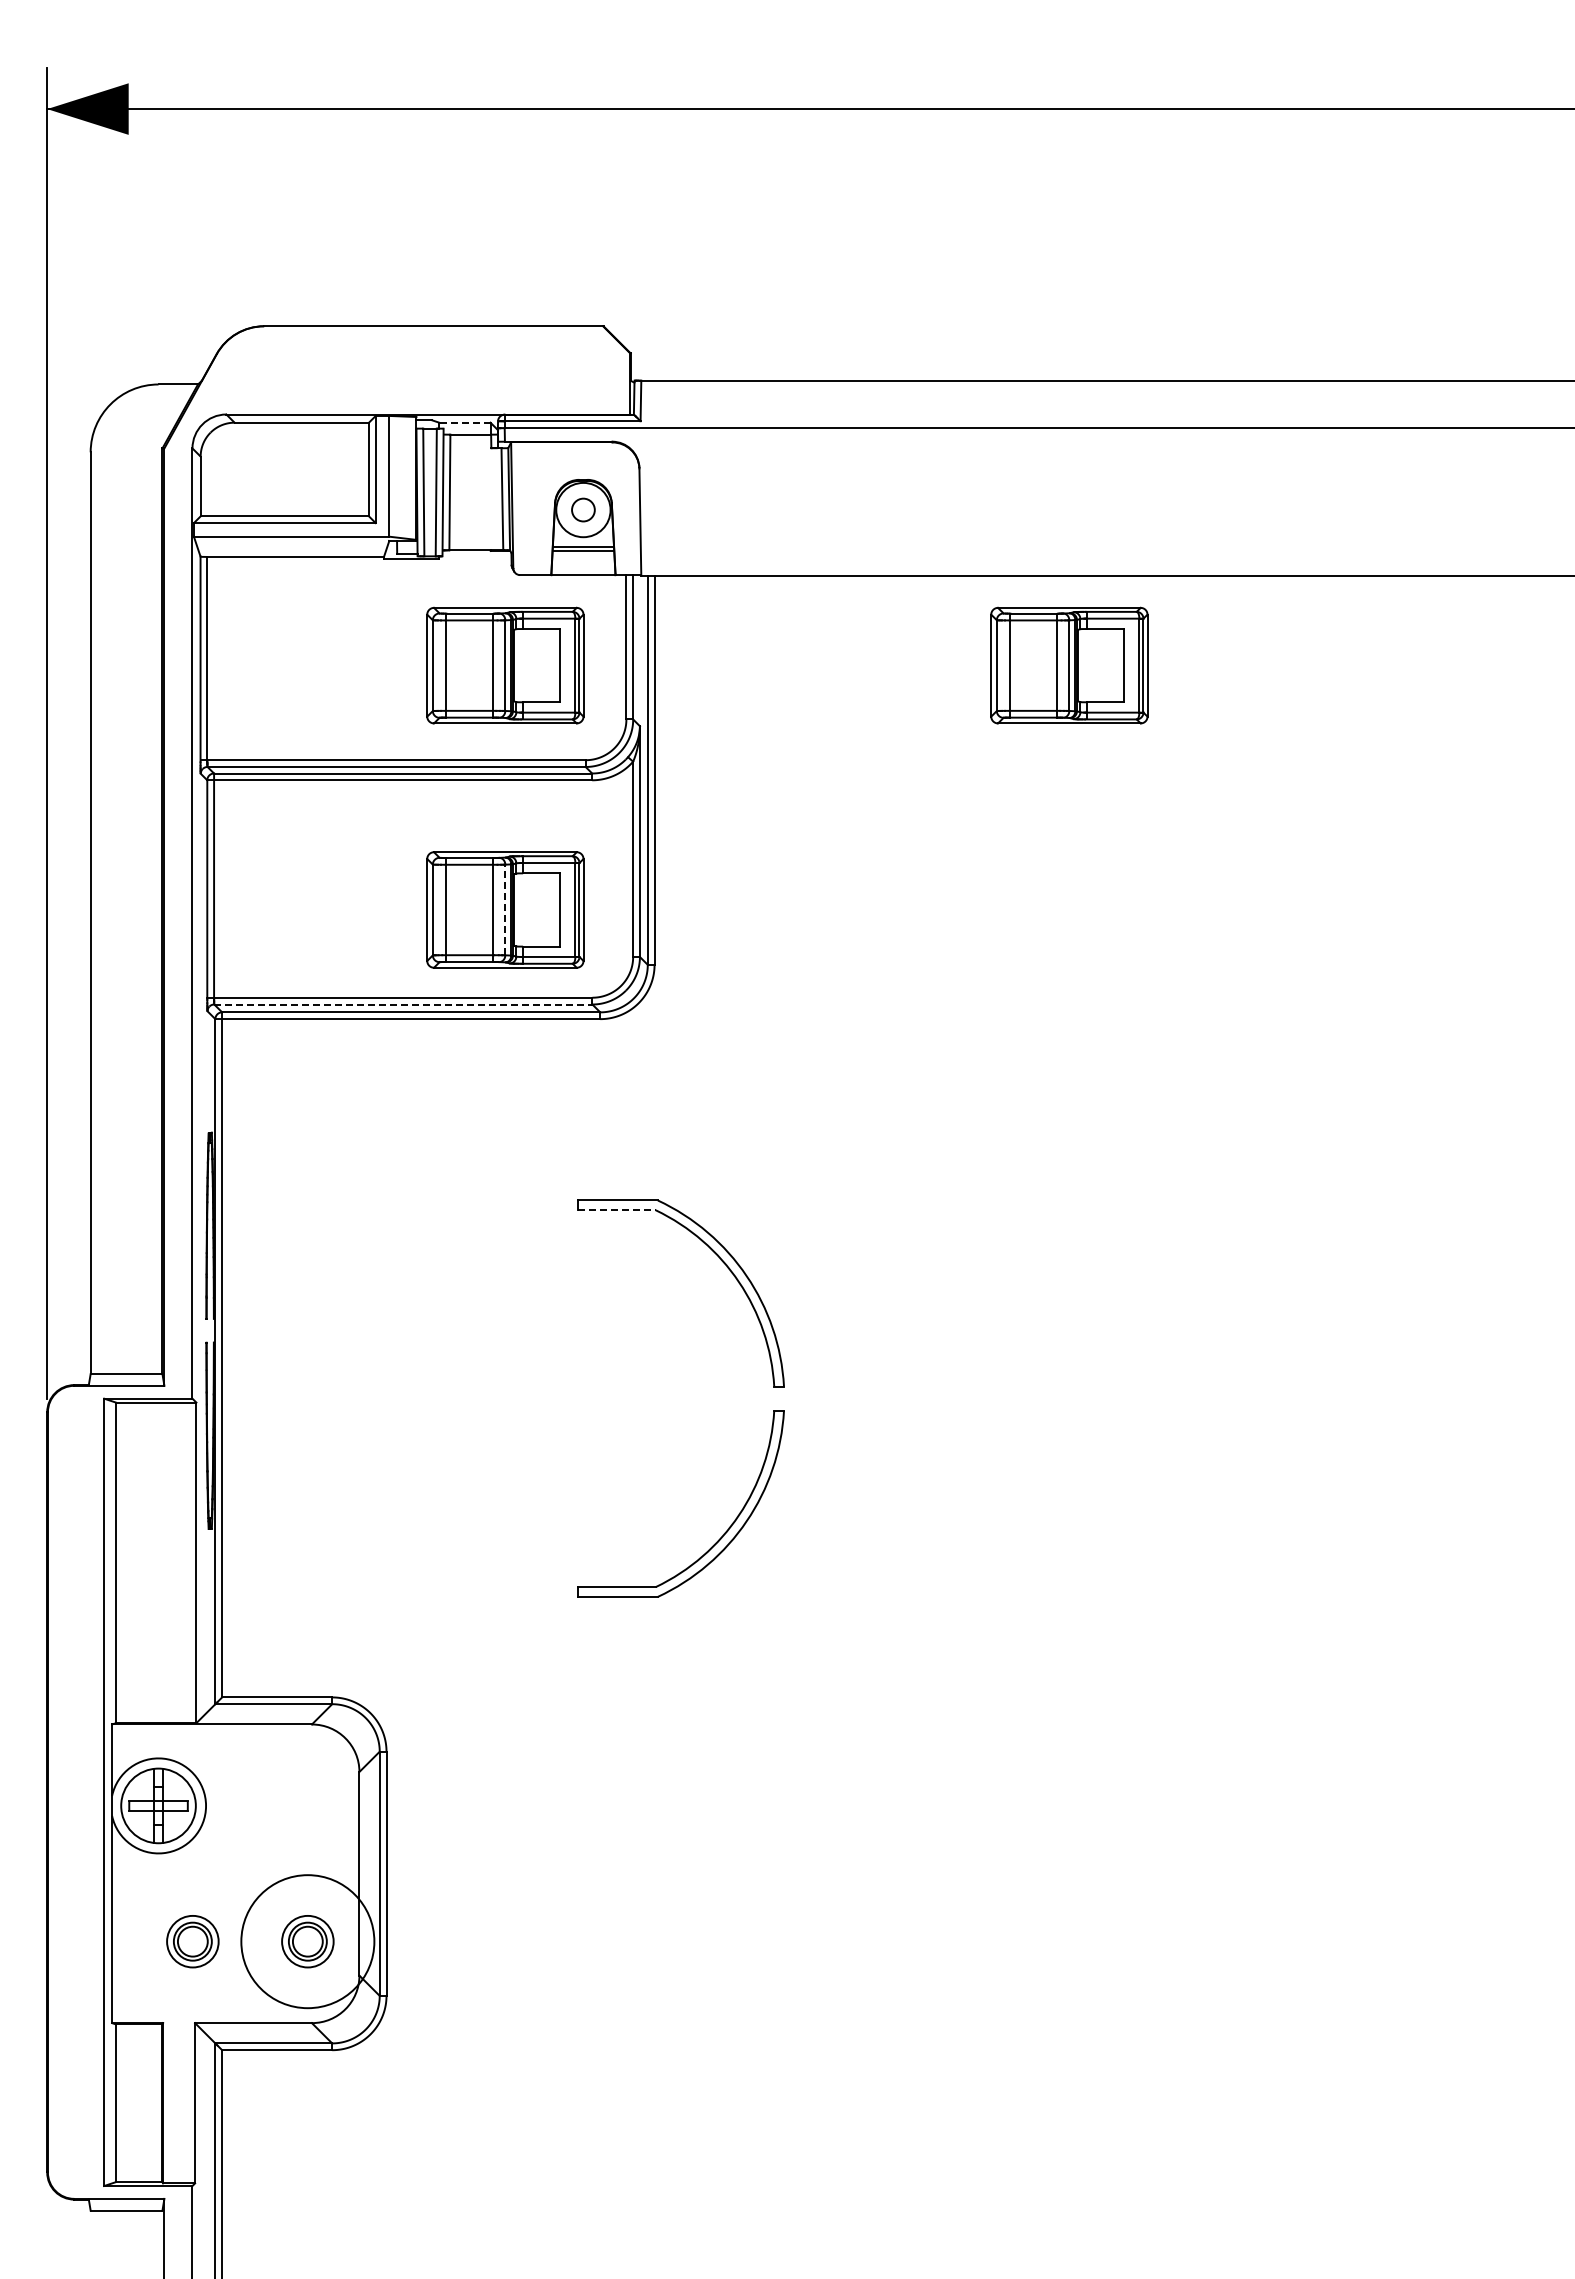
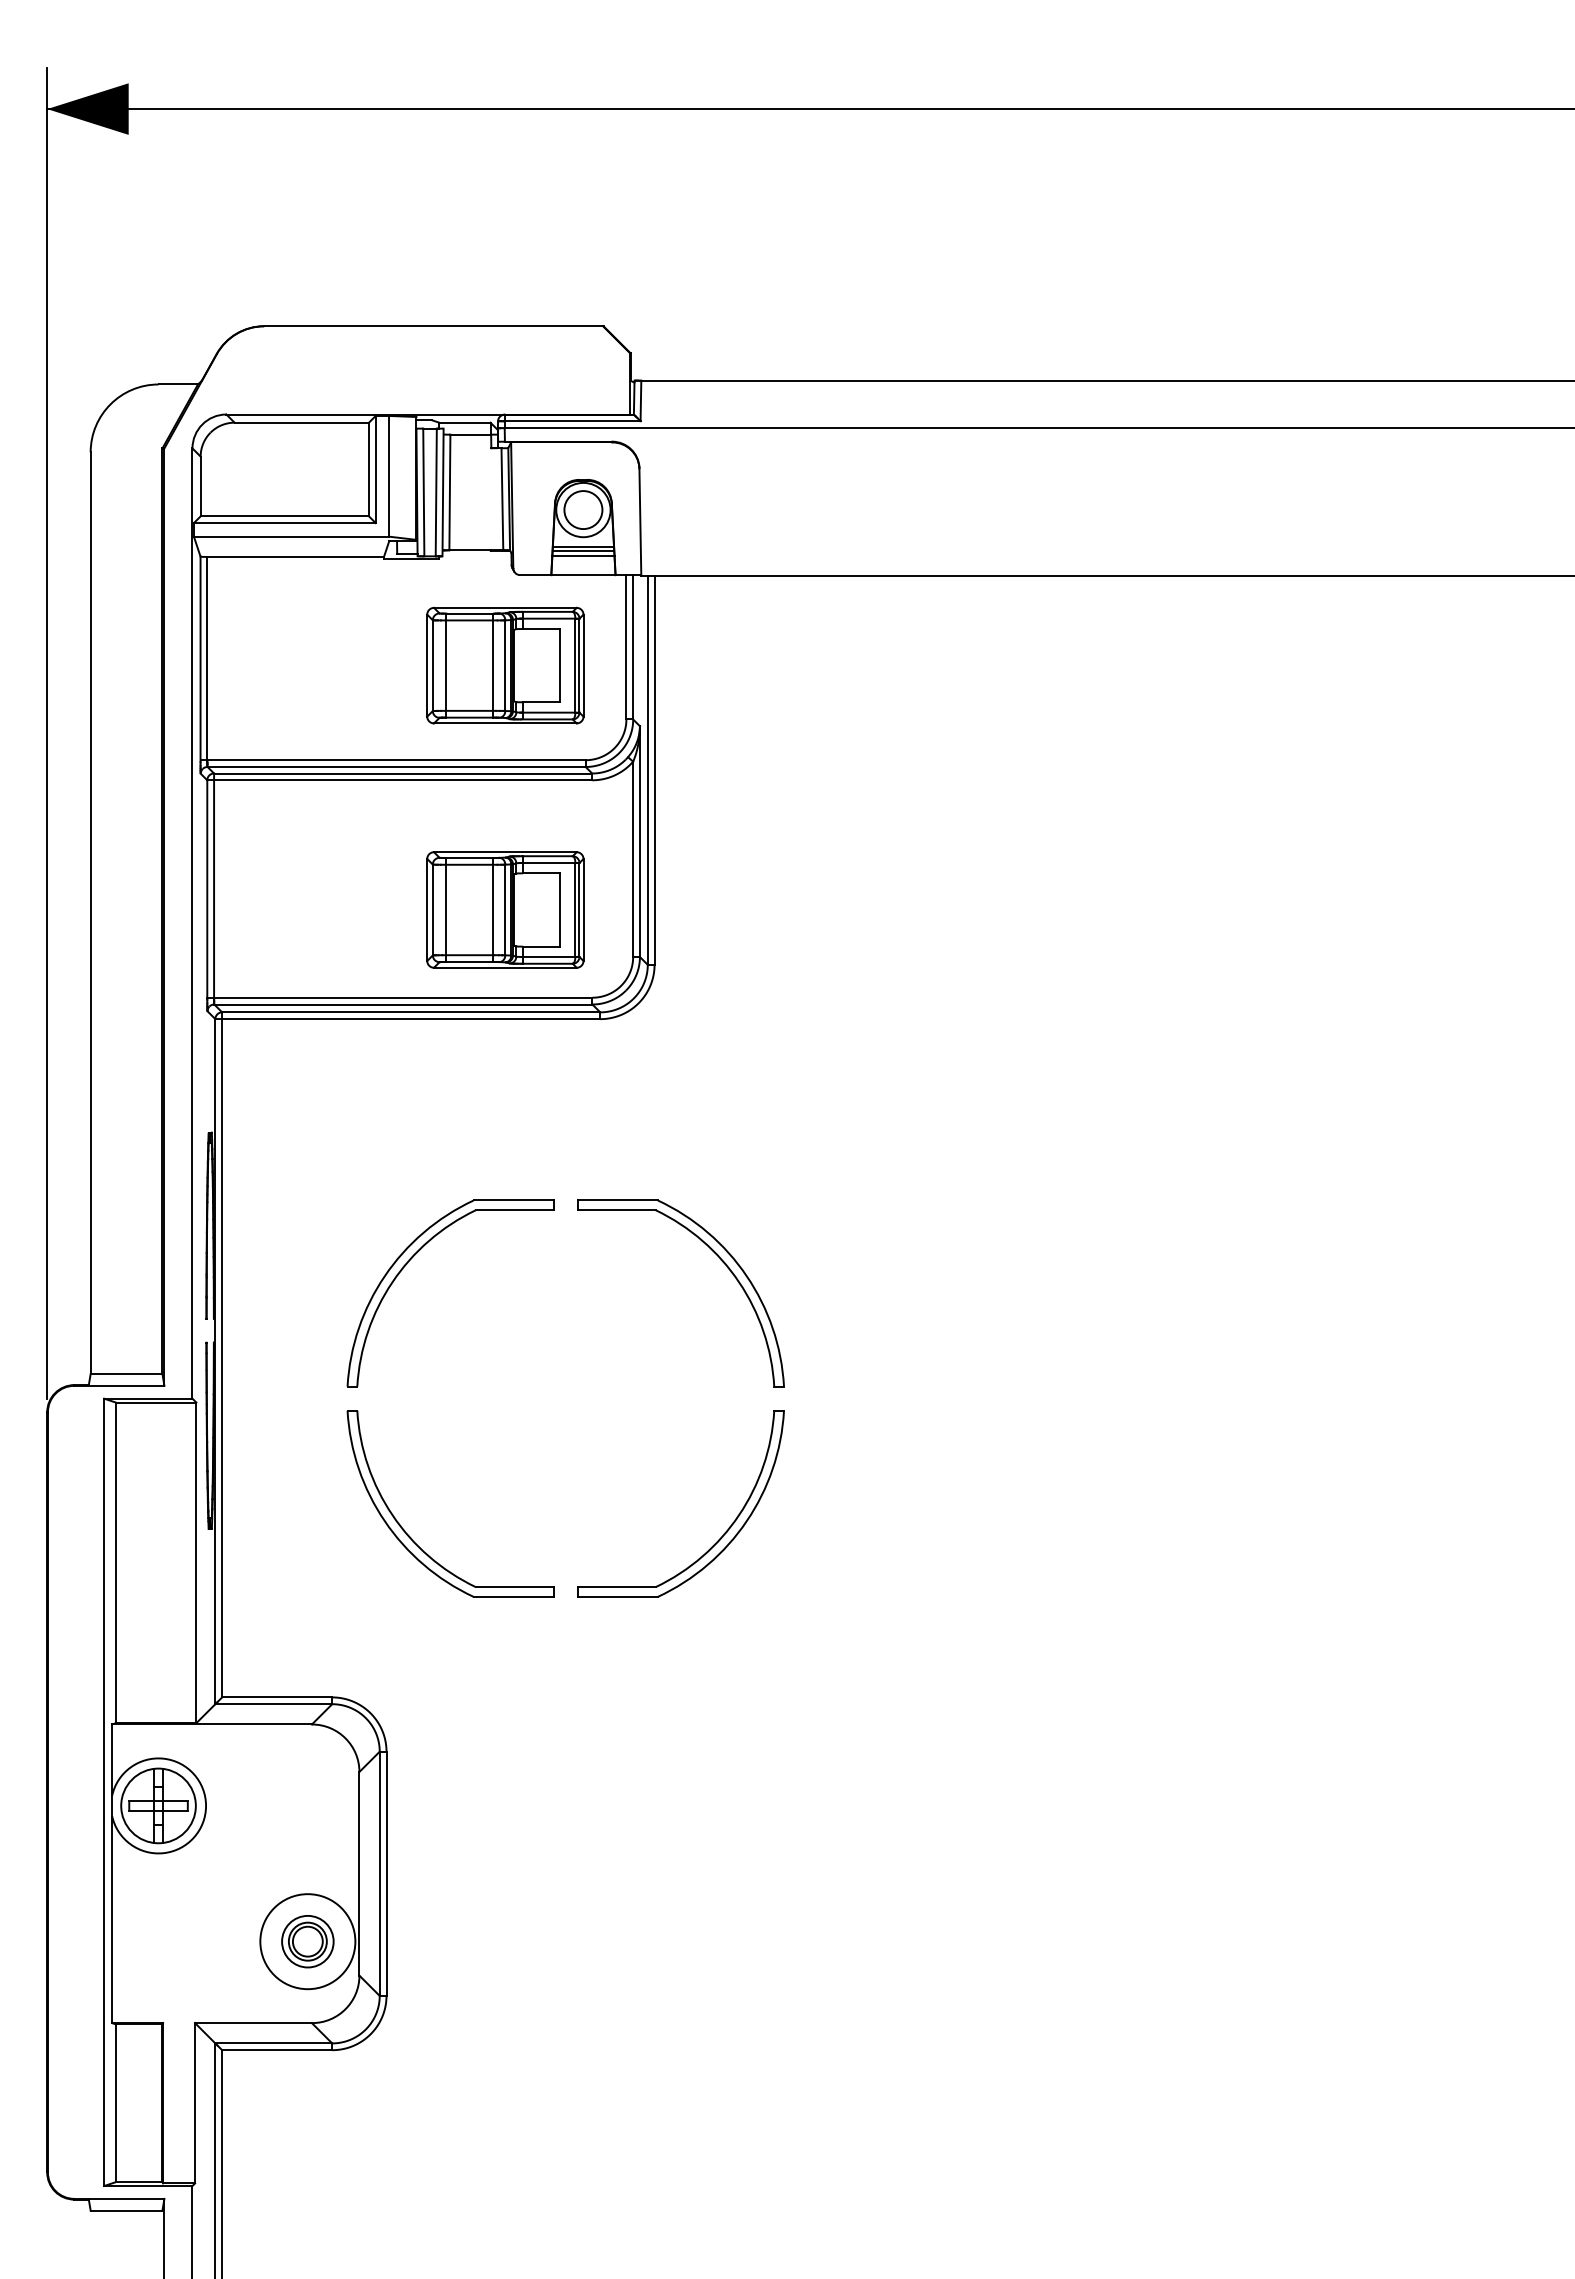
line: dashed -> solid (464, 422)
circle diameter: 23 px -> 38 px (583, 510)
line: none -> present (583, 555)
part: present -> none (1069, 665)
line: dashed -> solid (505, 909)
line: dashed -> solid (403, 1004)
line: dashed -> solid (616, 1210)
part: none -> present (414, 1256)
part: none -> present (412, 1538)
part: present -> none (192, 1941)
circle diameter: 133 px -> 95 px (307, 1941)
